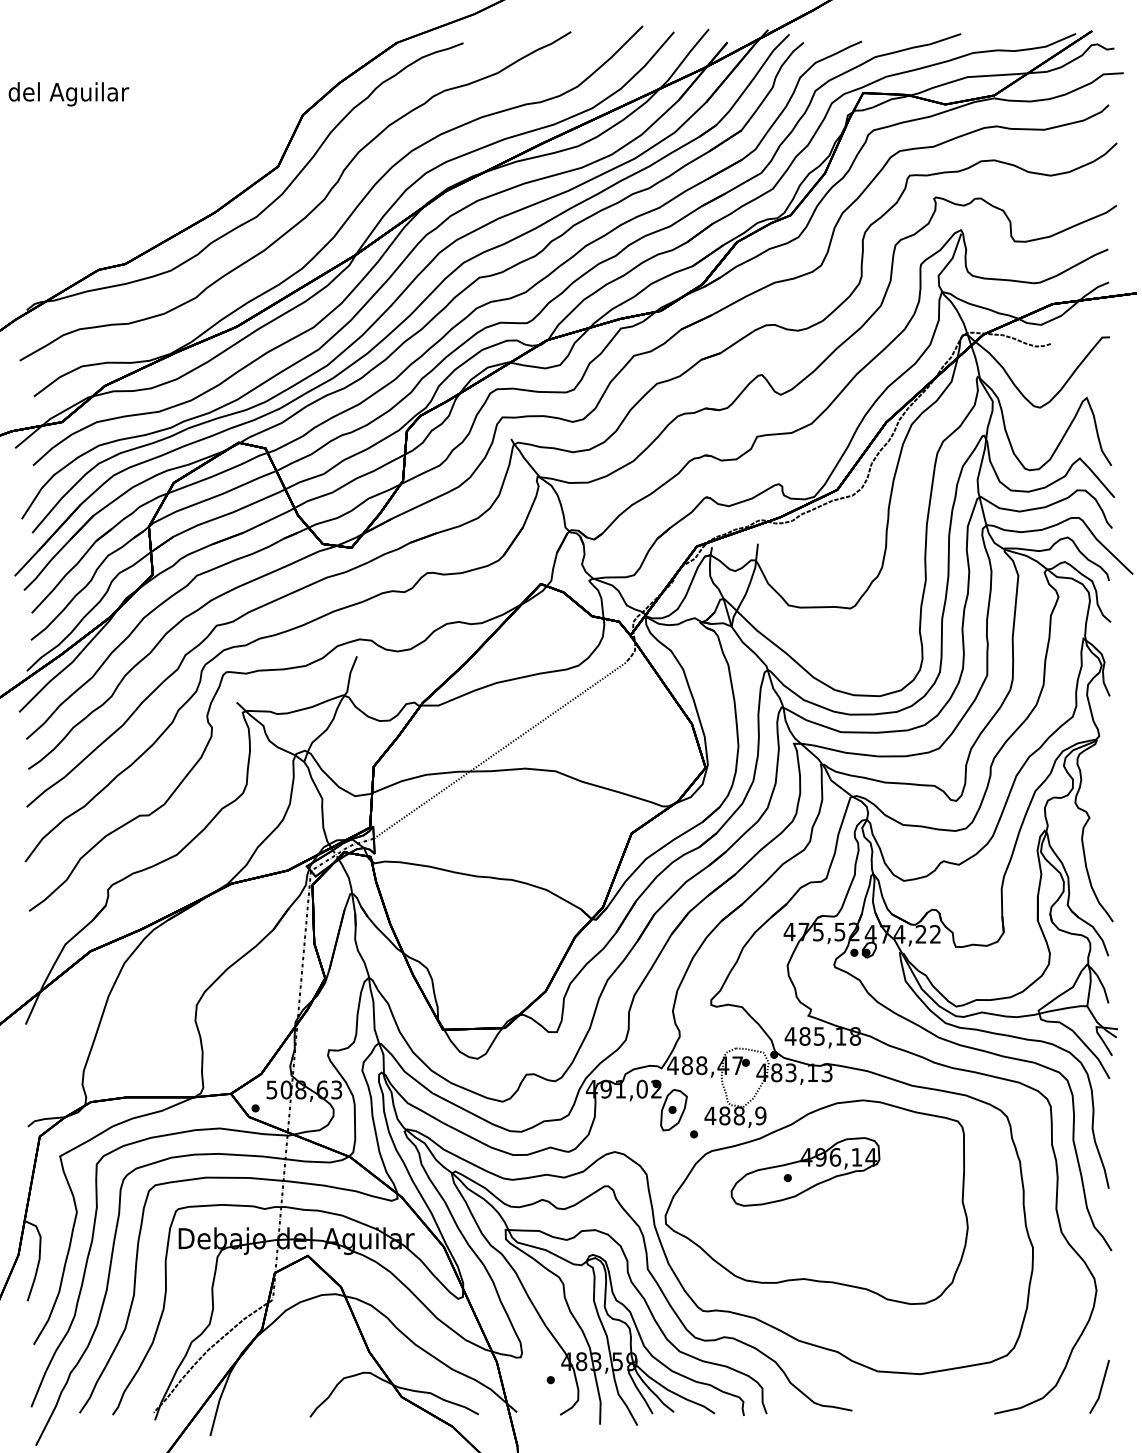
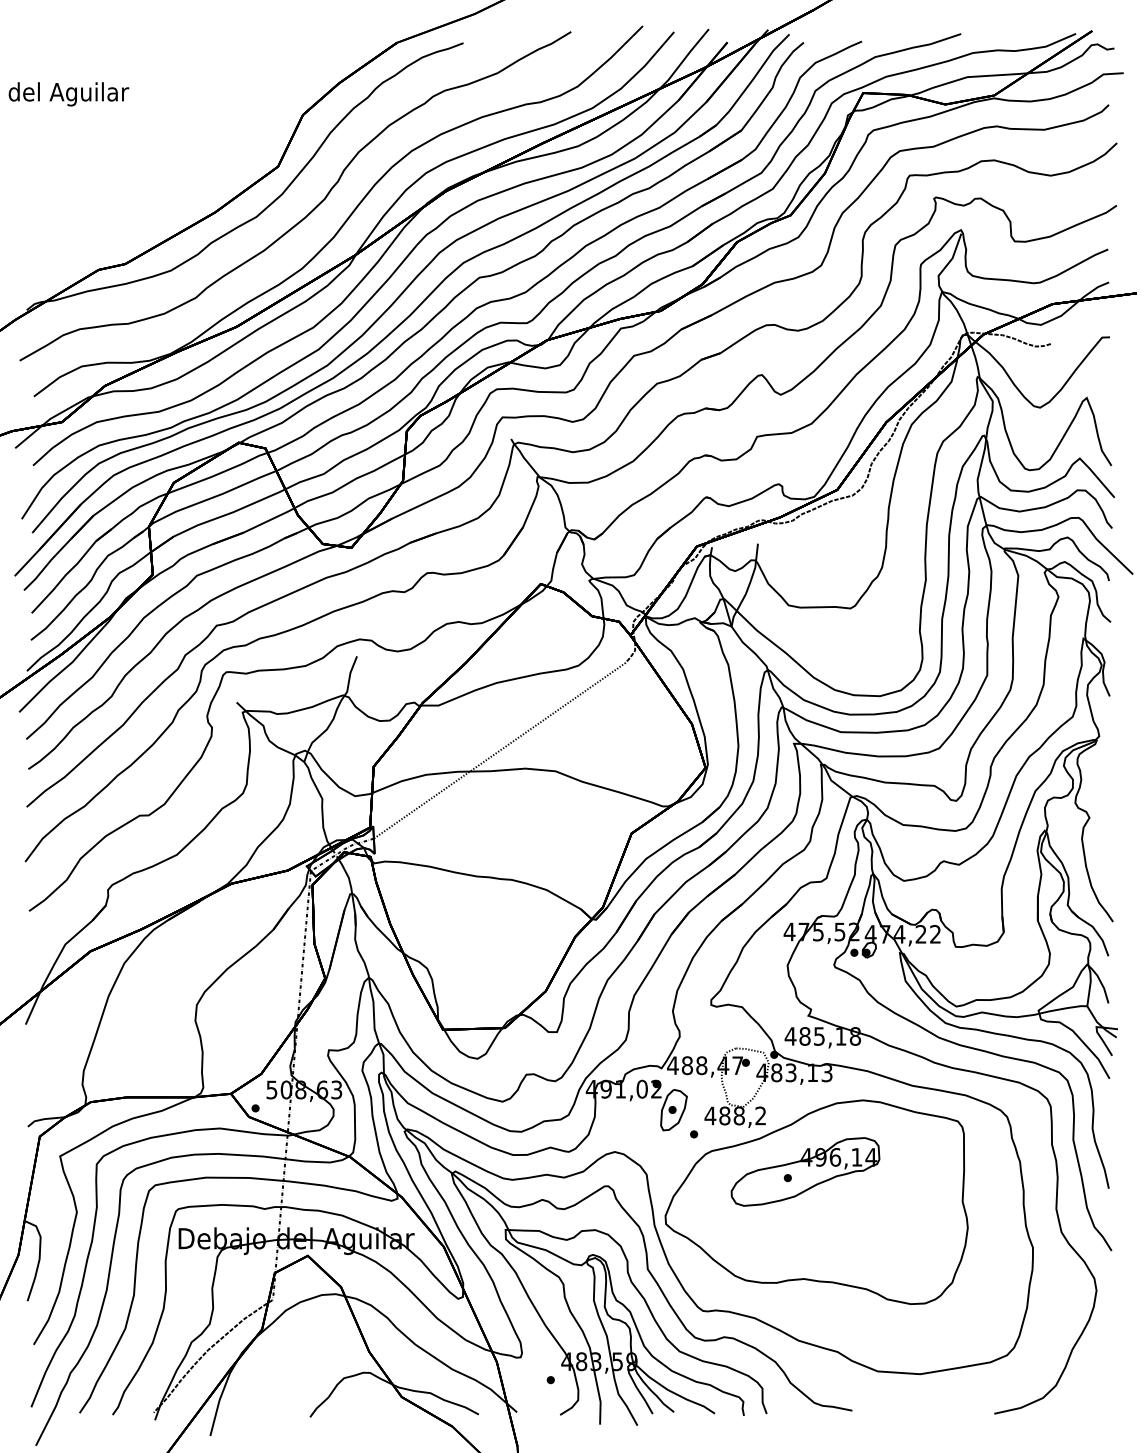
text: 488,9 -> 488,2 (760, 1115)
line: present -> none (1100, 1387)
